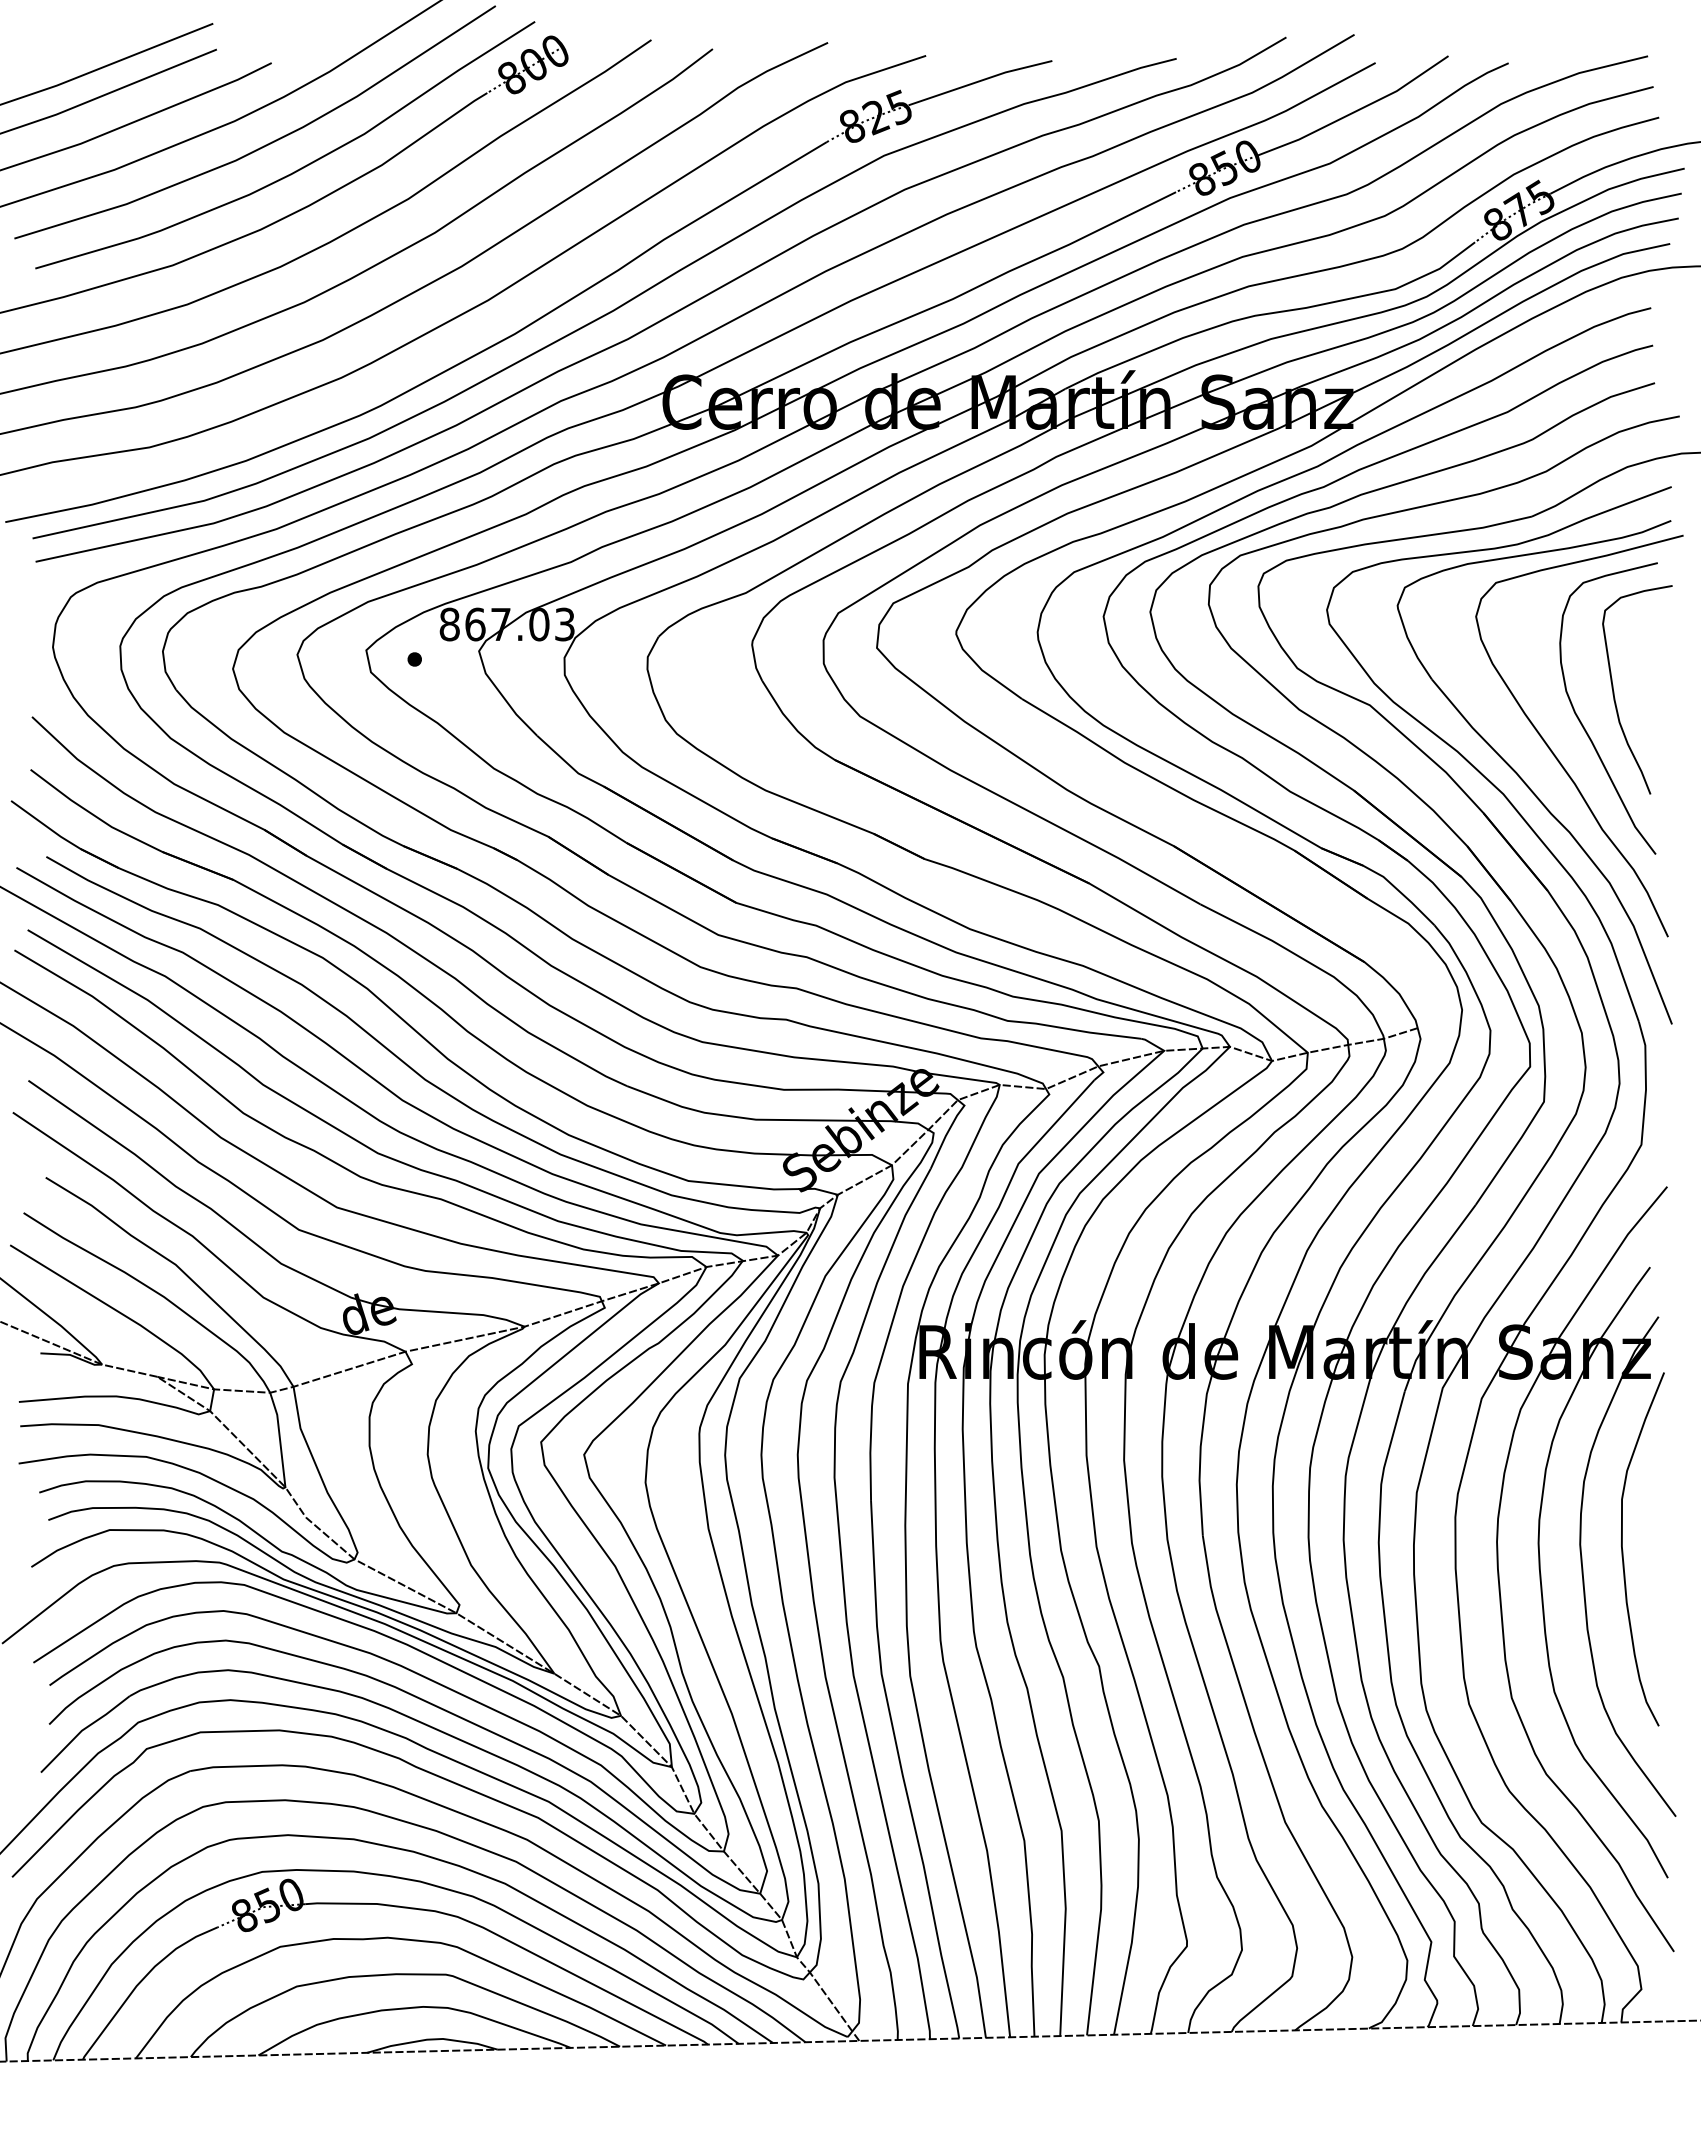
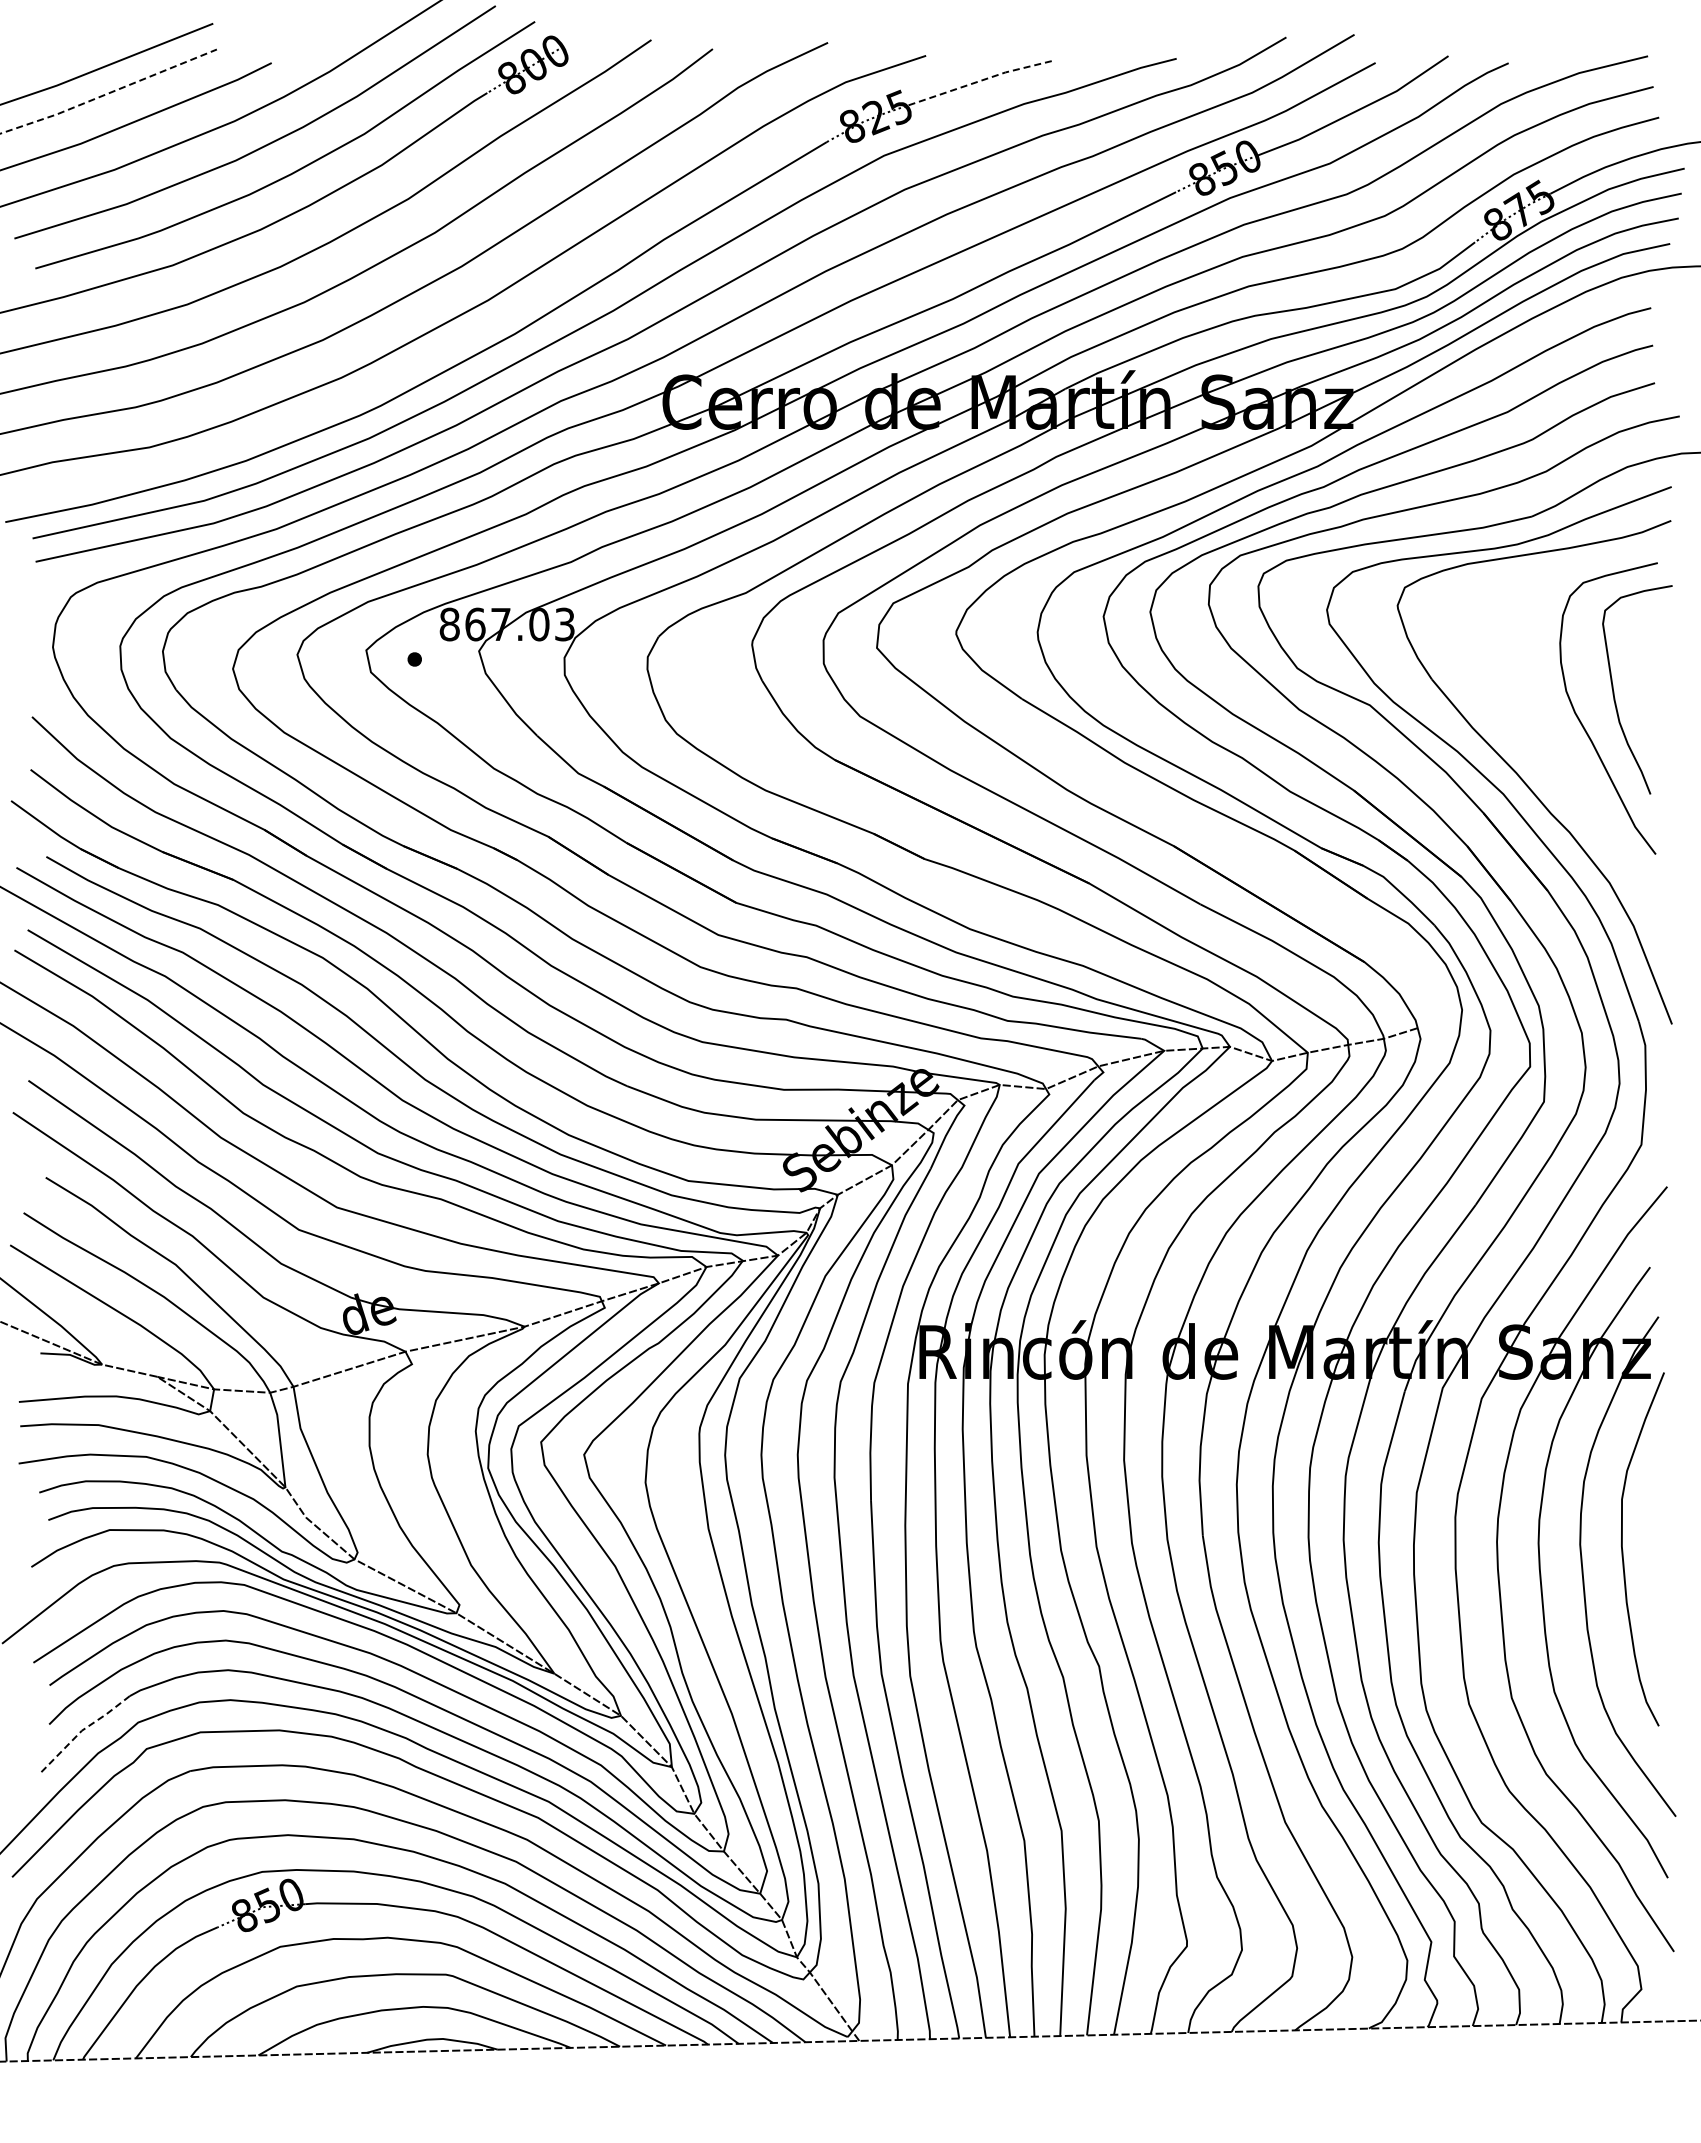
line: solid -> dashed (981, 80)
line: solid -> dashed (109, 93)
curve: present -> none (1554, 753)
line: solid -> dashed (81, 1730)
